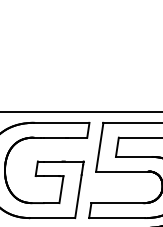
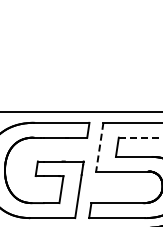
line: solid -> dashed (140, 137)
line: solid -> dashed (99, 147)
